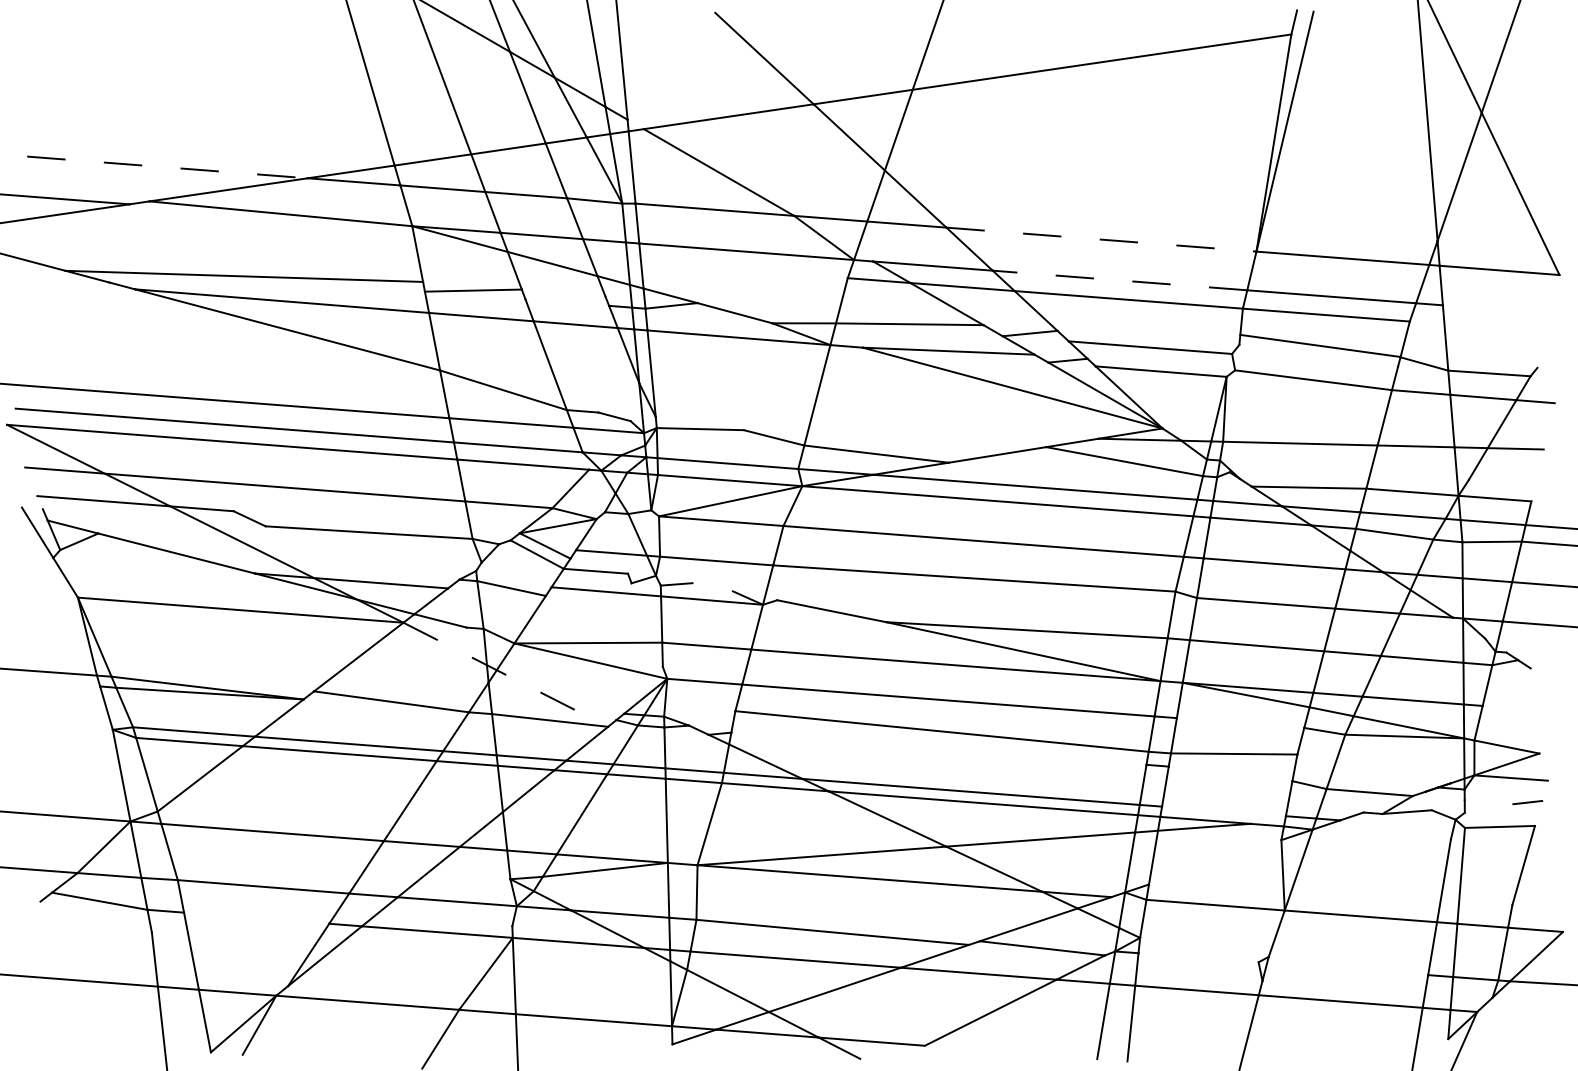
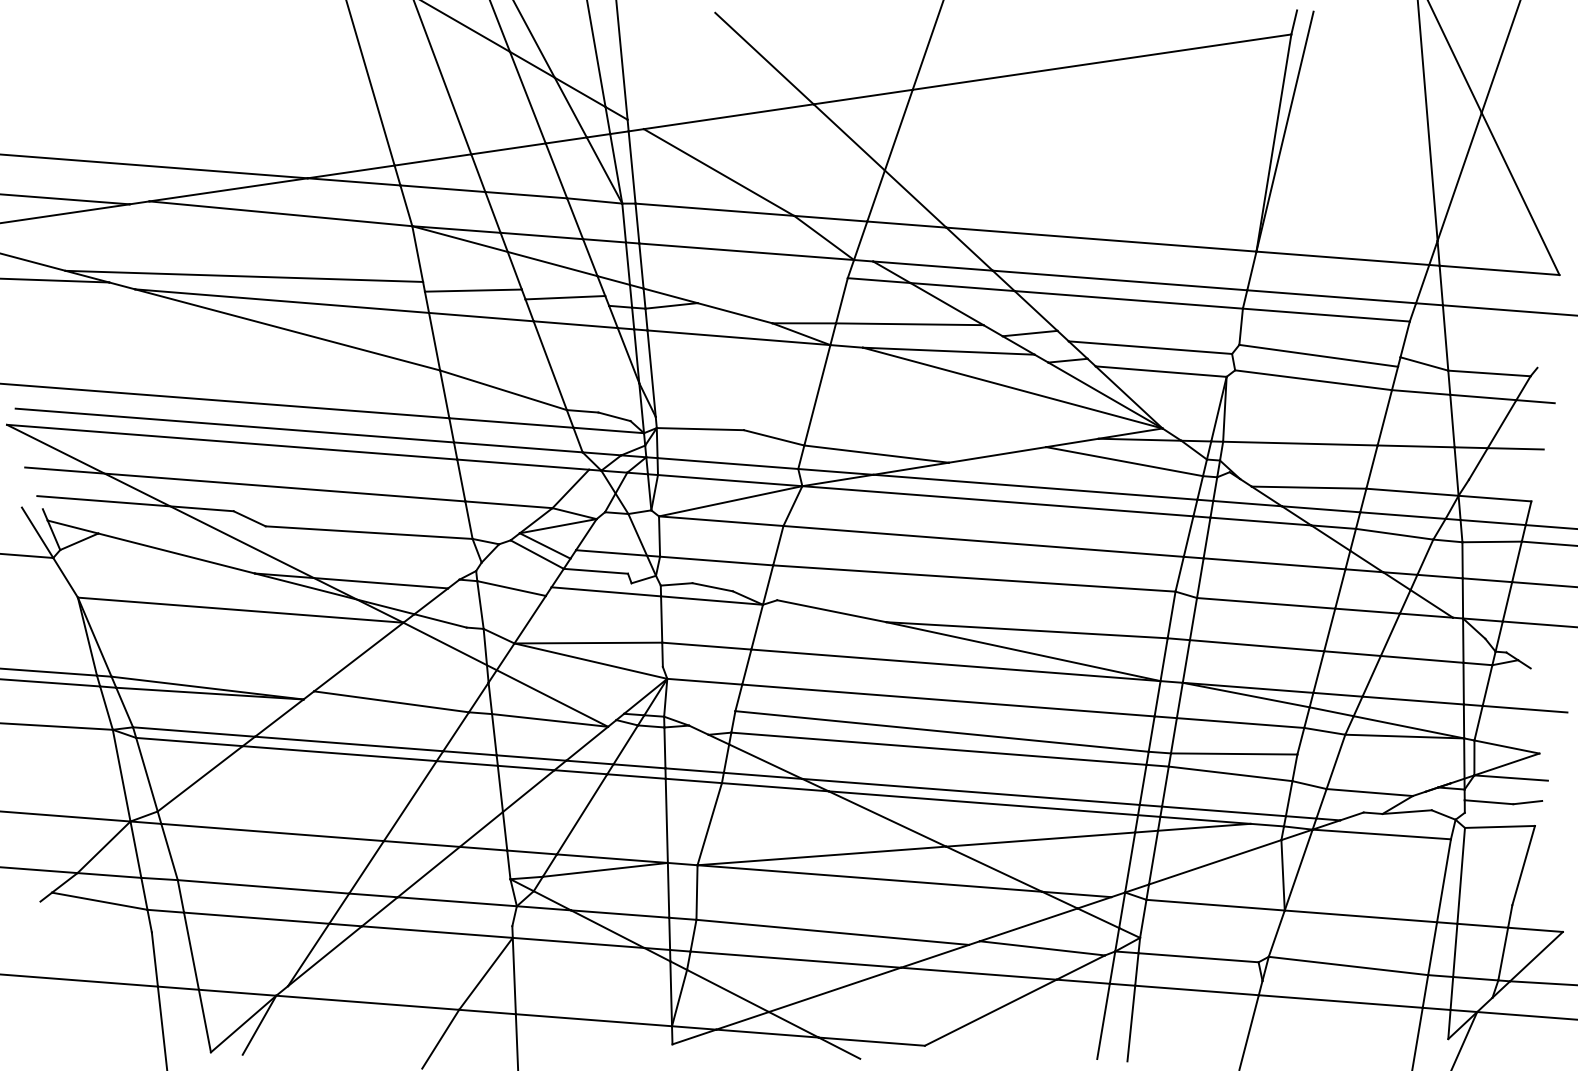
line: dashed -> solid (154, 166)
line: dashed -> solid (1101, 239)
line: none -> present (55, 280)
line: dashed -> solid (1120, 280)
line: none -> present (565, 297)
line: none -> present (1508, 310)
line position: (1319, 345) -> (1318, 355) (1318, 355)
line: none -> present (27, 555)
line: none -> present (712, 587)
line: dashed -> solid (505, 674)
line: none -> present (51, 682)
line: none -> present (1524, 708)
line: none -> present (1240, 722)
line: none -> present (57, 726)
line: none -> present (938, 748)
line: none -> present (1230, 773)
line: none -> present (1488, 802)
line: none -> present (1223, 811)
line: none -> present (1381, 834)
line: none -> present (1215, 862)
line: none -> present (256, 917)
line: none -> present (1198, 957)
line: none -> present (1348, 965)
line: none -> present (1525, 1015)
